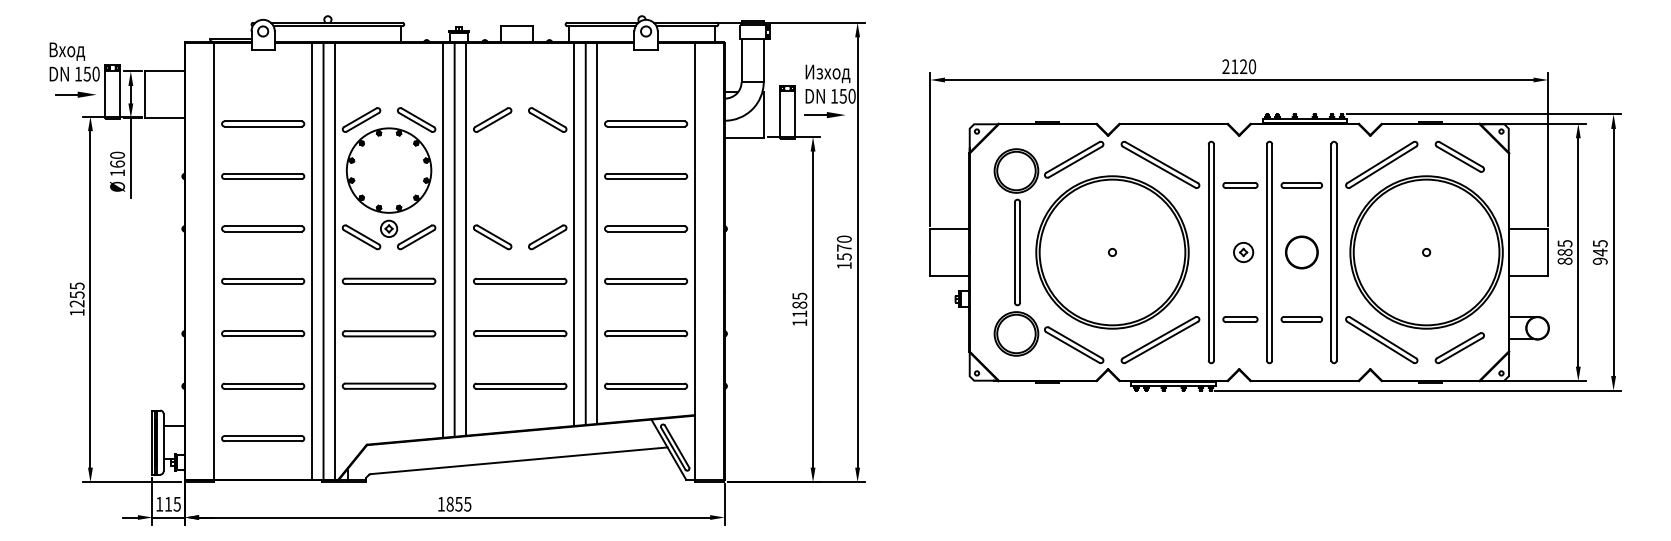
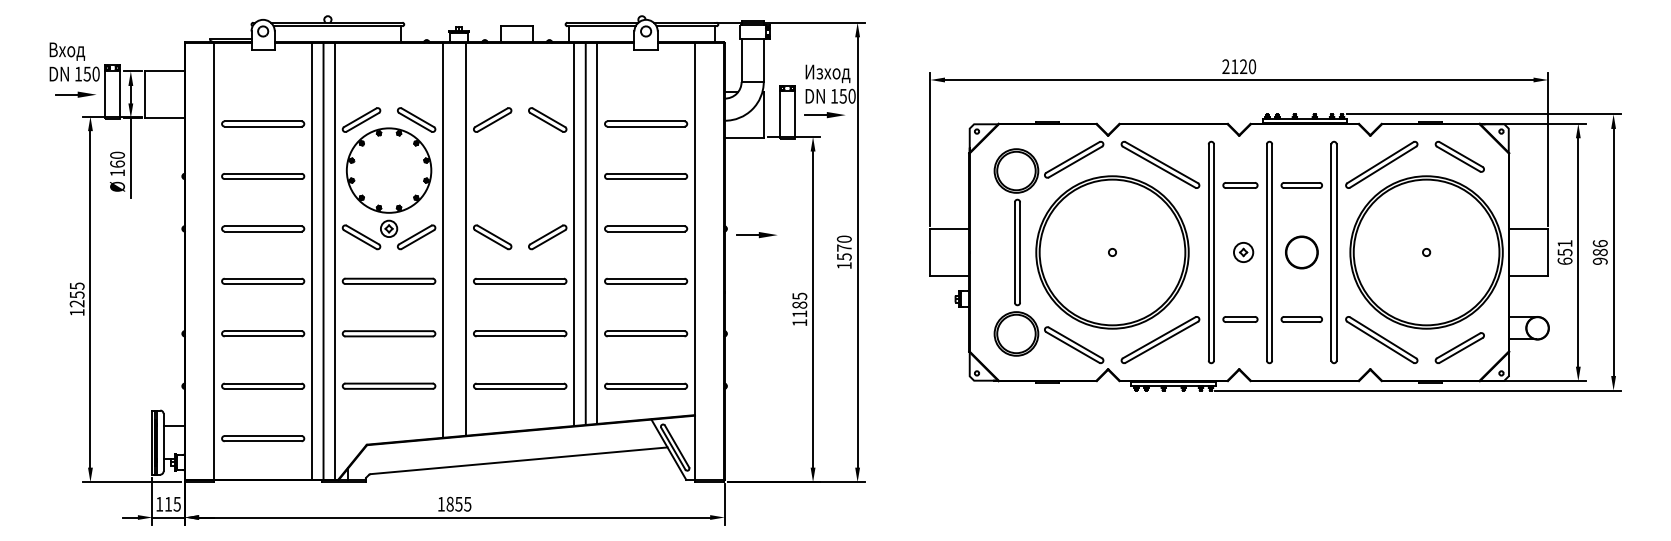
part: none -> present (756, 235)
line: present -> none (454, 239)
text: 945 -> 986 (1599, 248)
text: 885 -> 651 (1564, 252)
